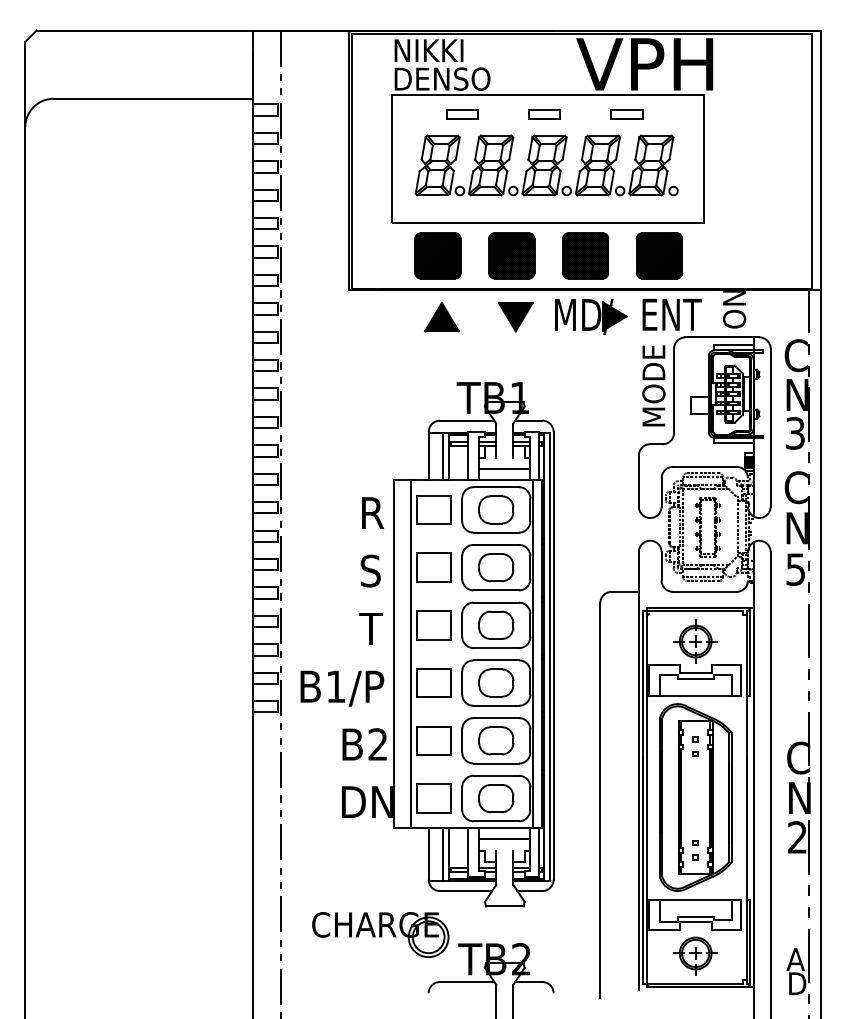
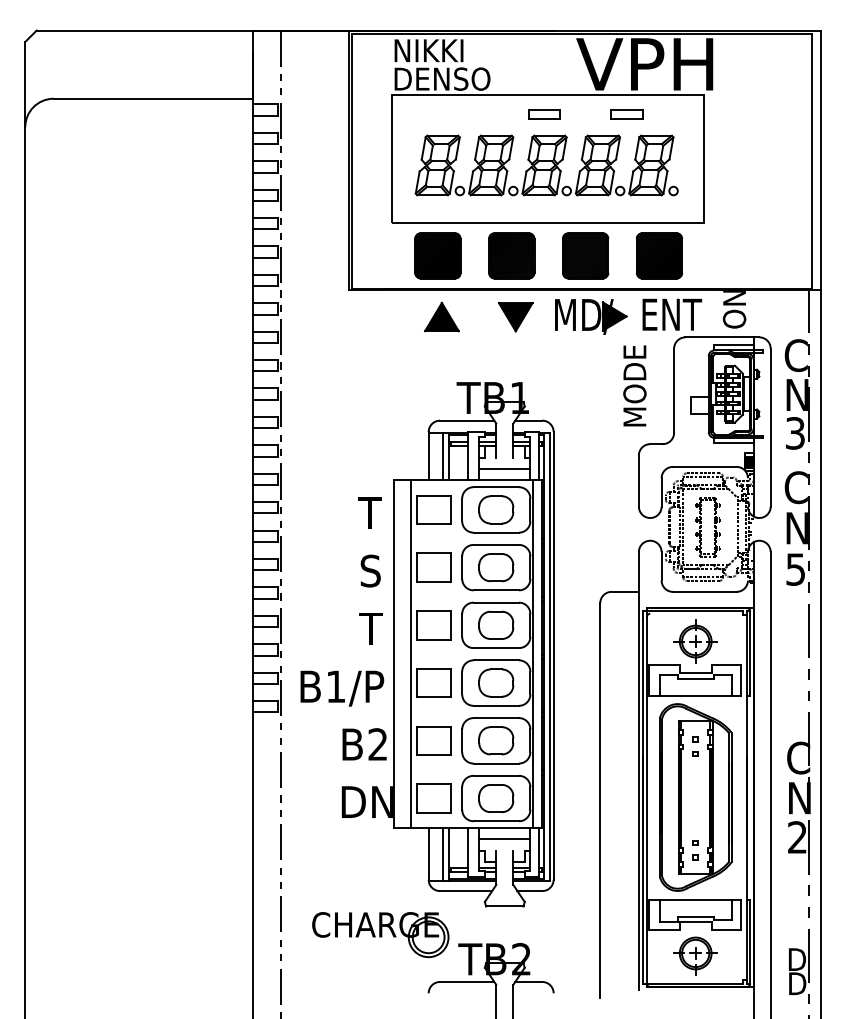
part: present -> none (462, 114)
text position: (653, 385) -> (634, 385) (634, 385)
text: R -> T (371, 512)
text: A -> D (795, 959)
